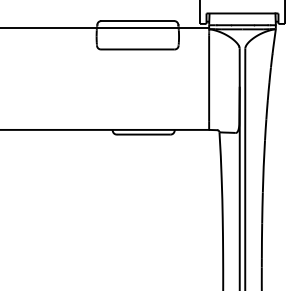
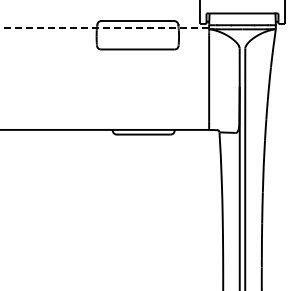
line: solid -> dashed (104, 28)
